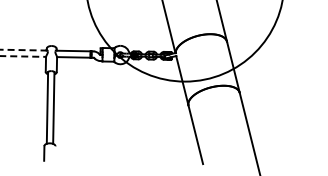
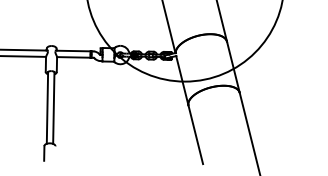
line: dashed -> solid (23, 50)
line: dashed -> solid (23, 56)
